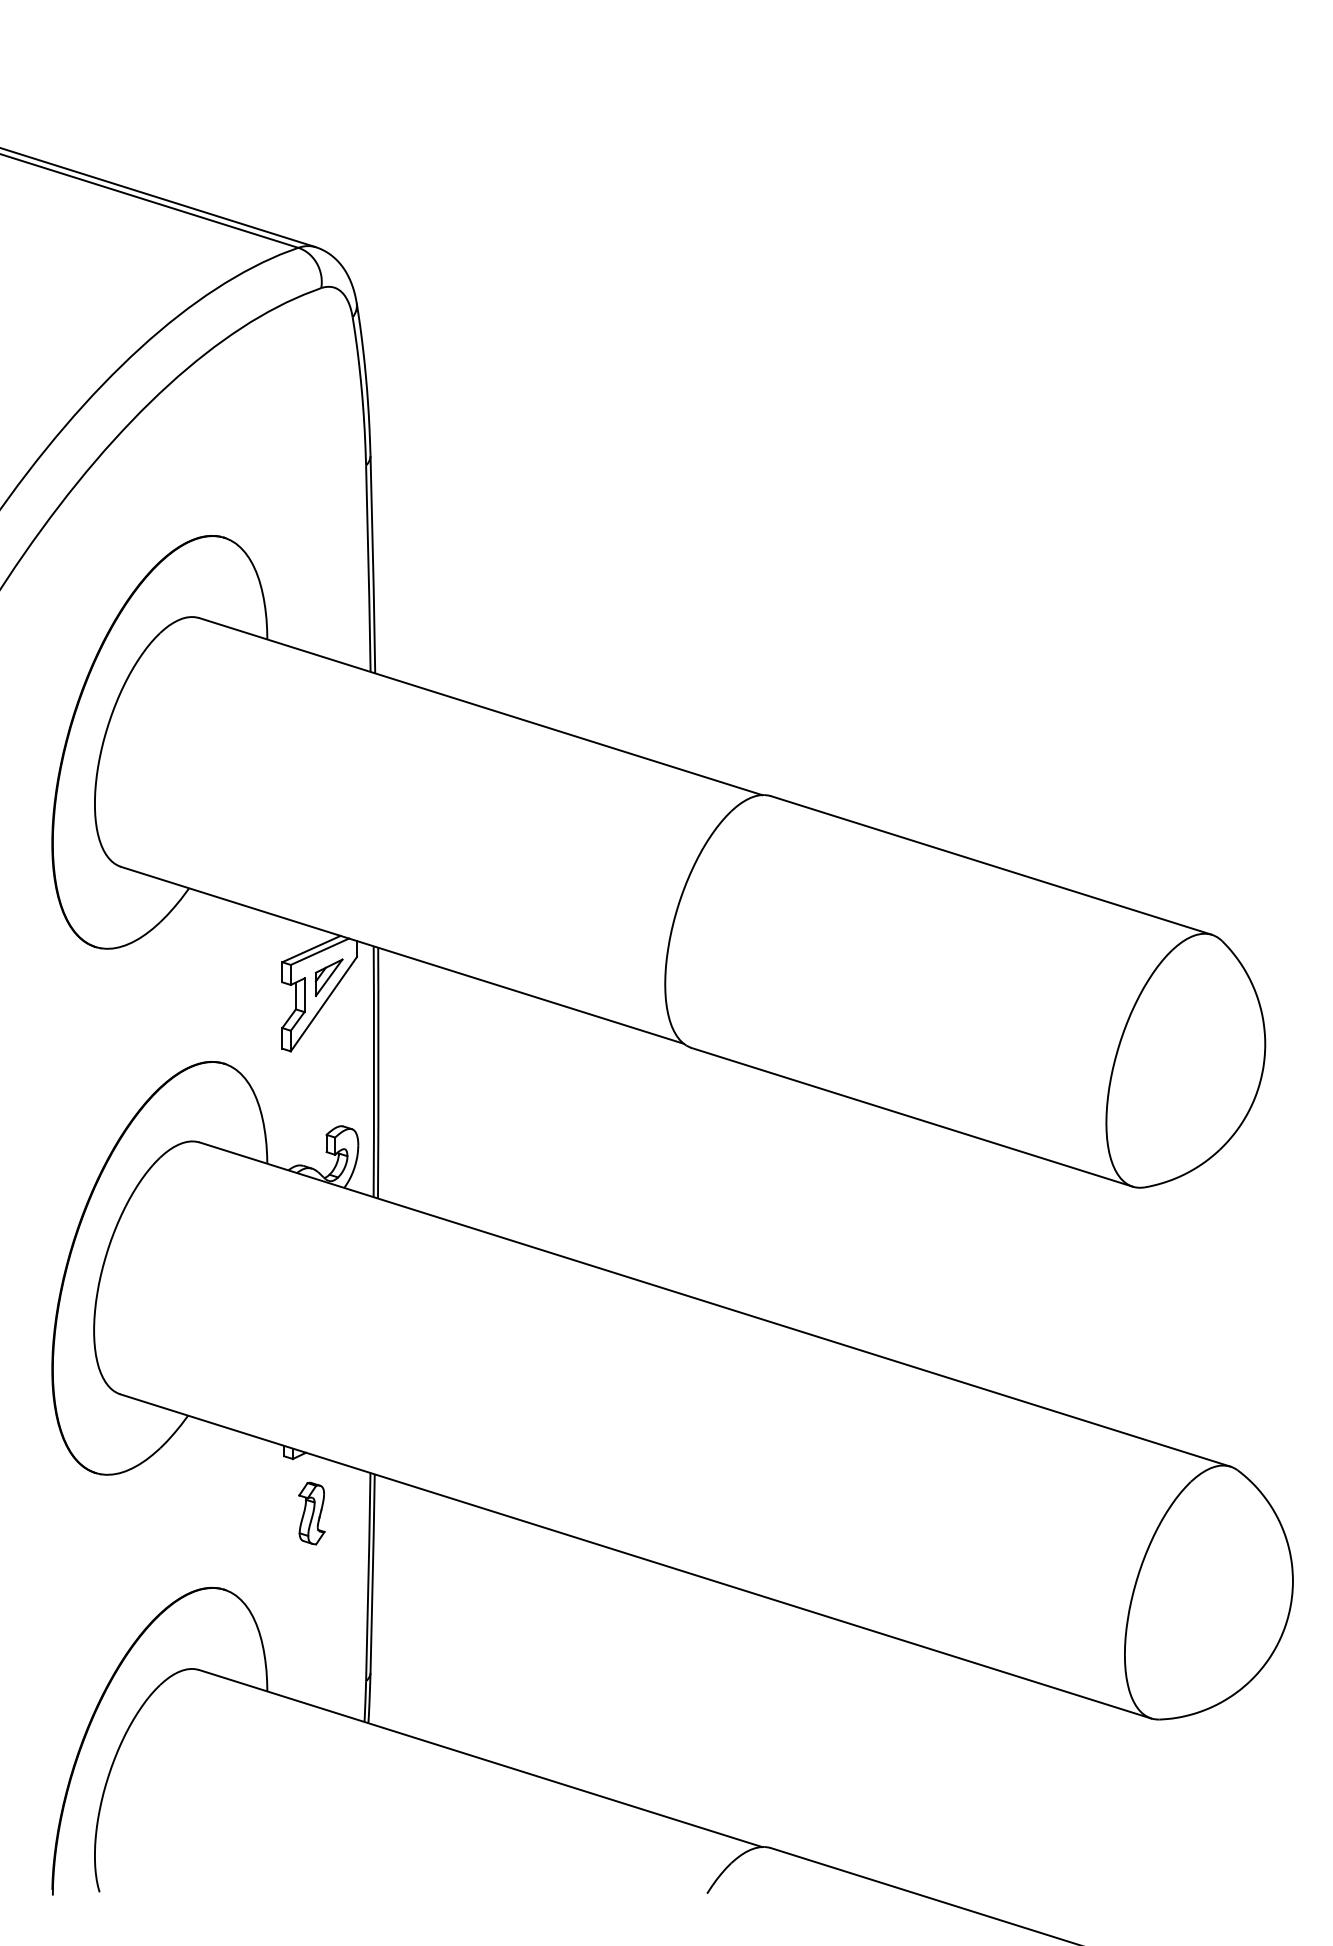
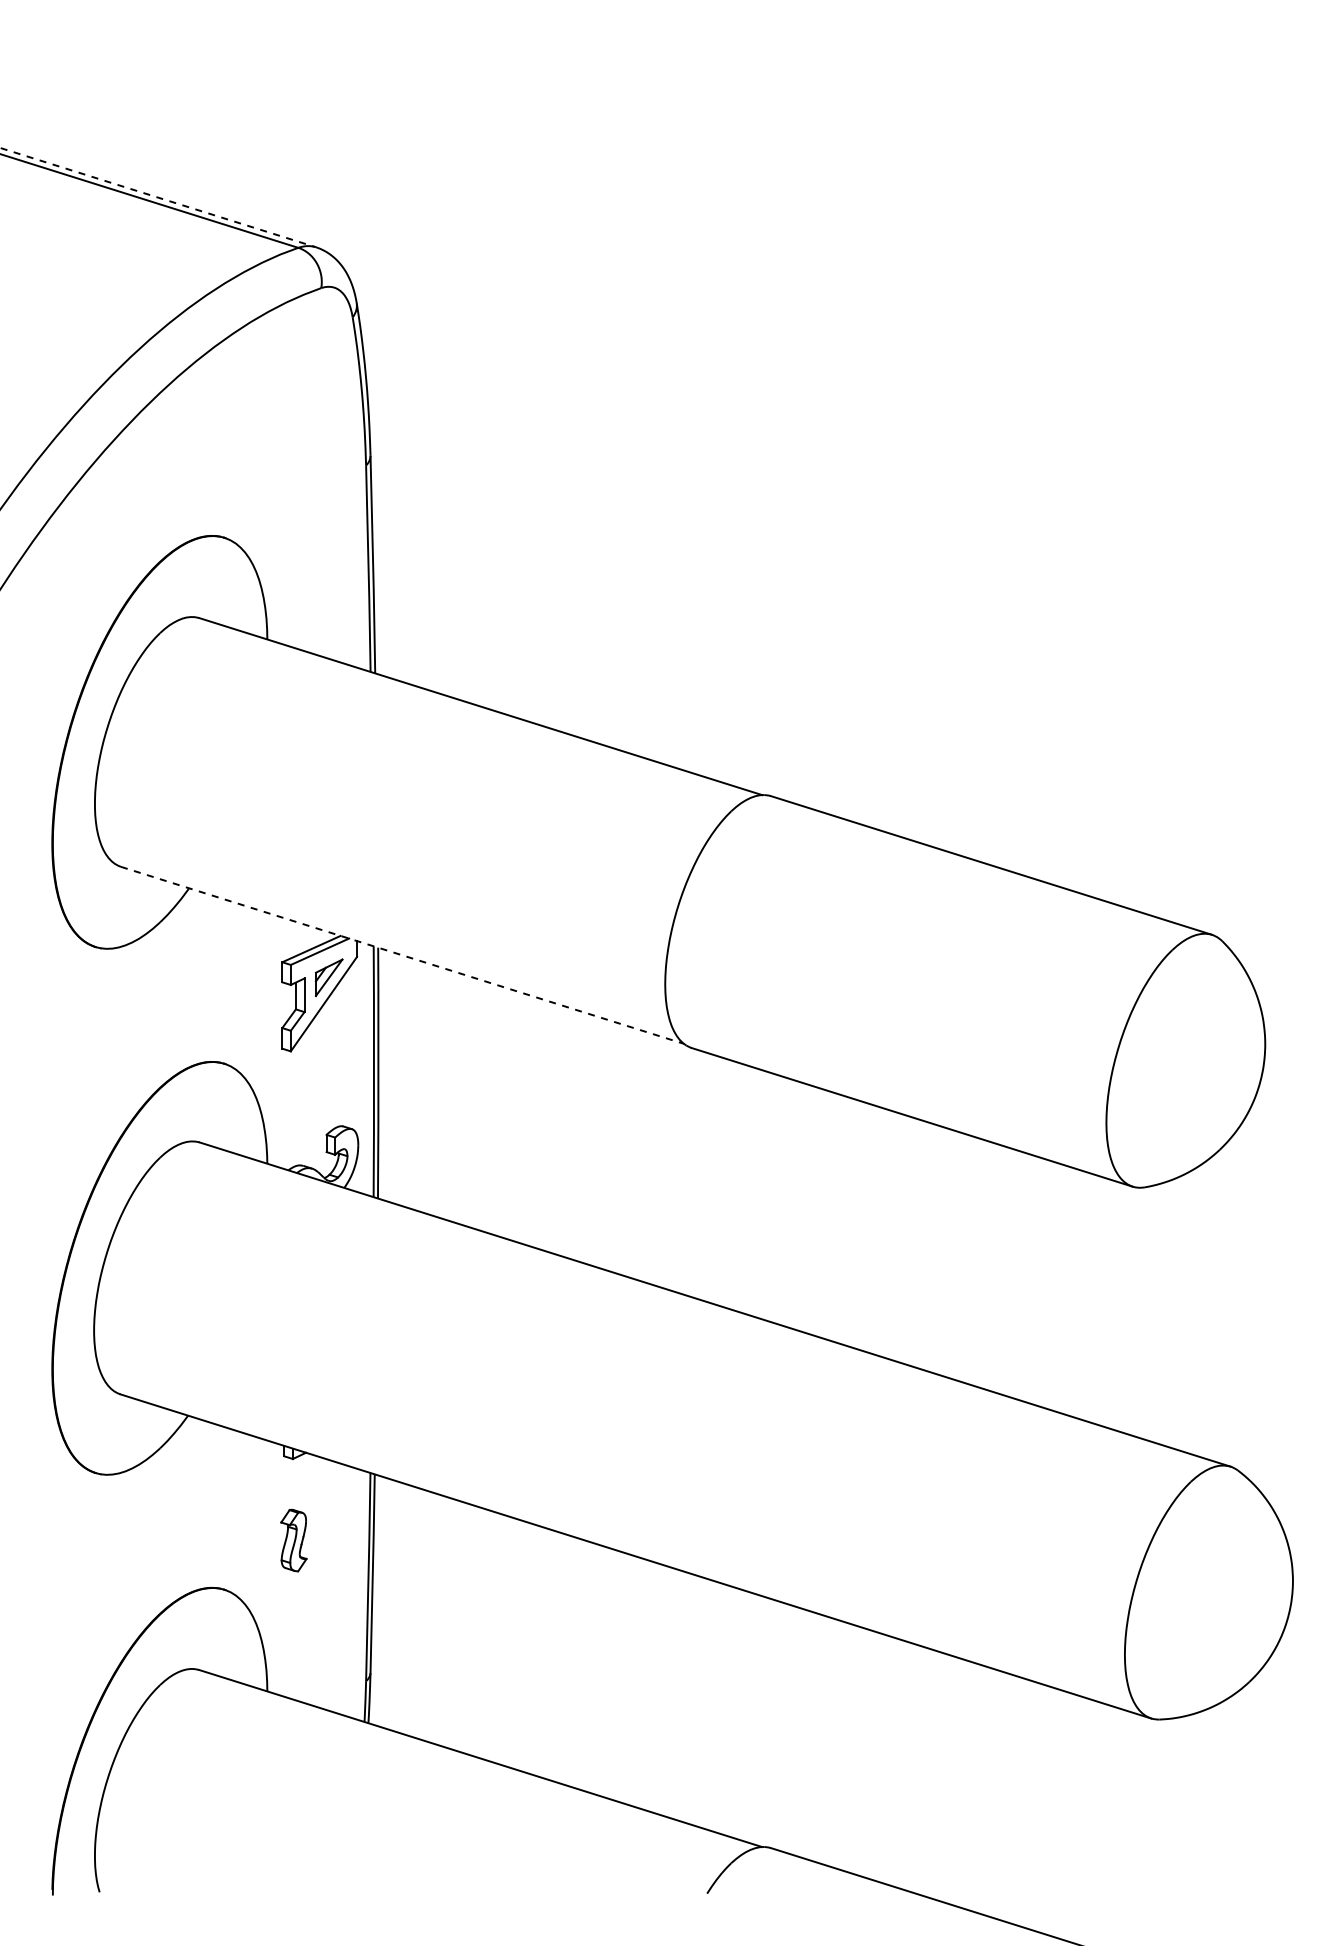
line: solid -> dashed (158, 197)
line: solid -> dashed (402, 955)
part position: (311, 1513) -> (293, 1540) (293, 1540)
